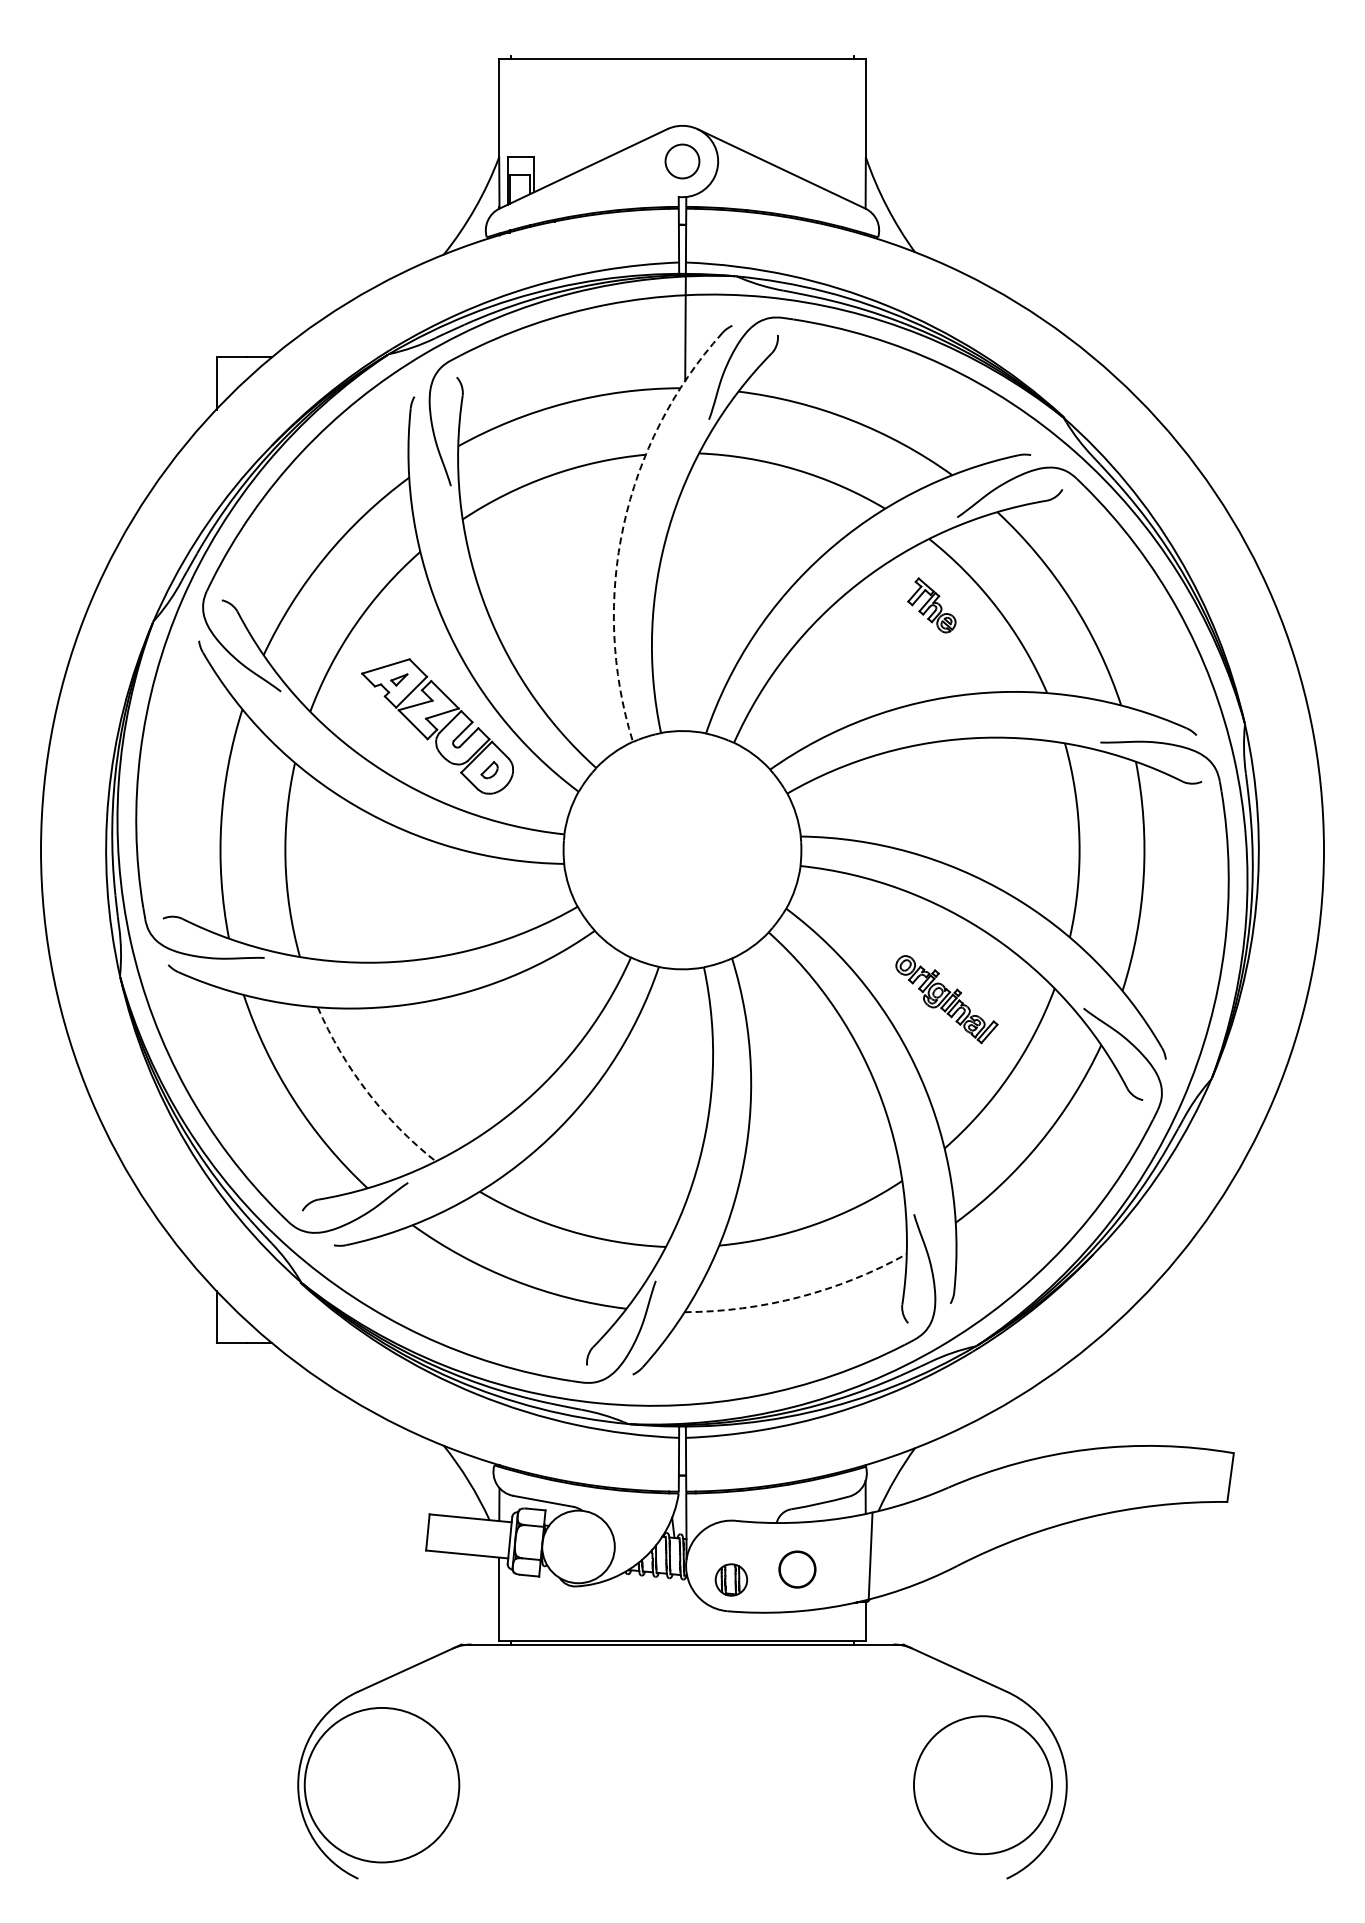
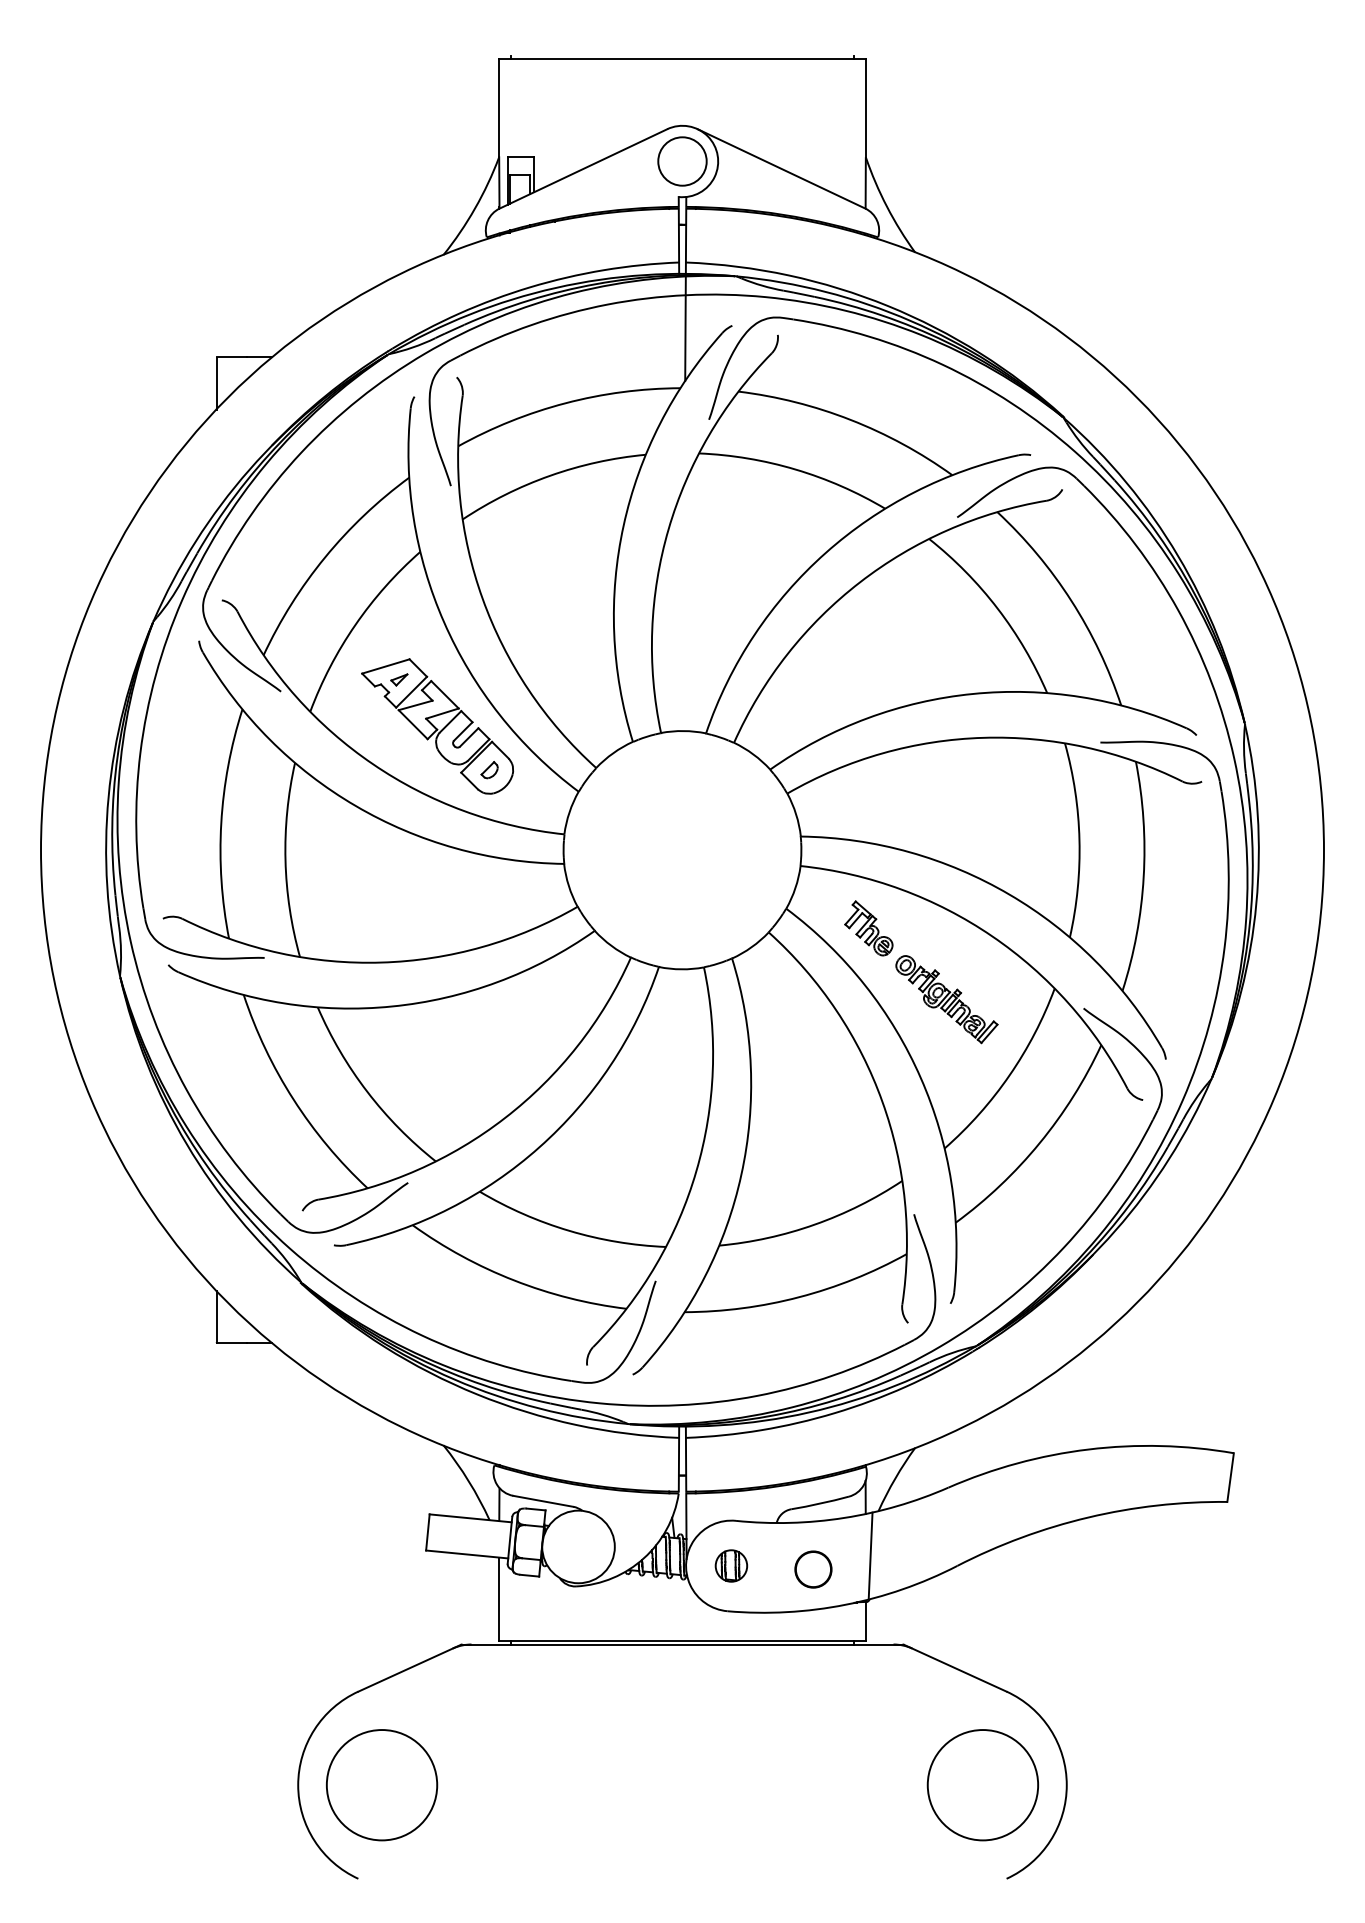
circle diameter: 34 px -> 48 px (682, 161)
arc: dashed -> solid (623, 525)
part position: (931, 605) -> (868, 928) (868, 928)
arc: dashed -> solid (367, 1091)
arc: dashed -> solid (799, 1297)
circle position: (797, 1569) -> (813, 1569) (813, 1569)
part position: (731, 1579) -> (731, 1565) (731, 1565)
circle diameter: 155 px -> 110 px (381, 1785)
circle diameter: 138 px -> 110 px (982, 1785)
